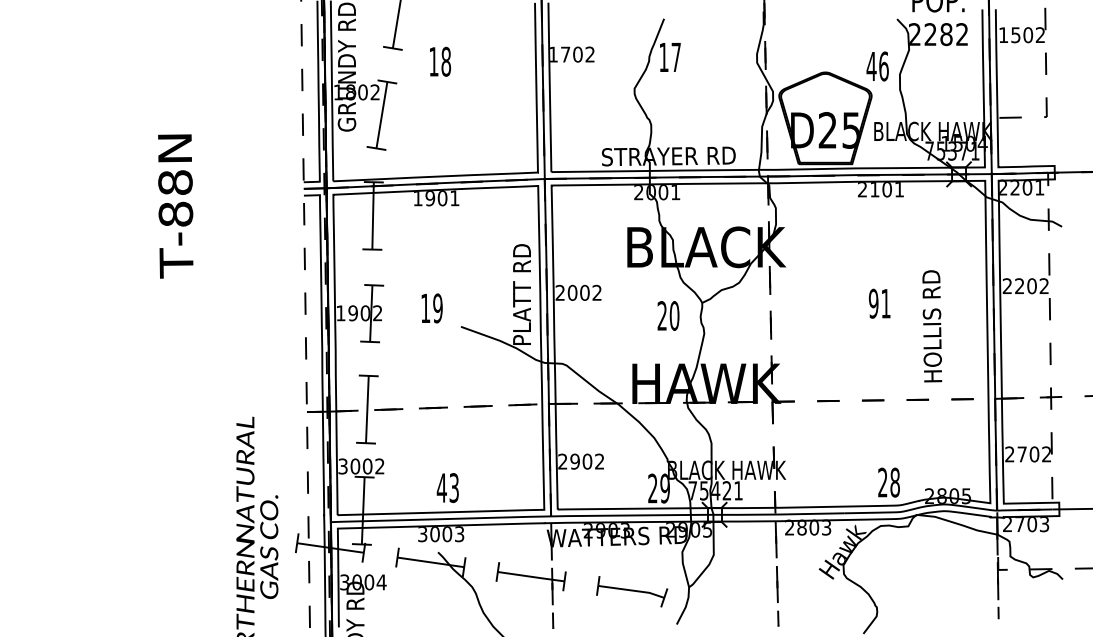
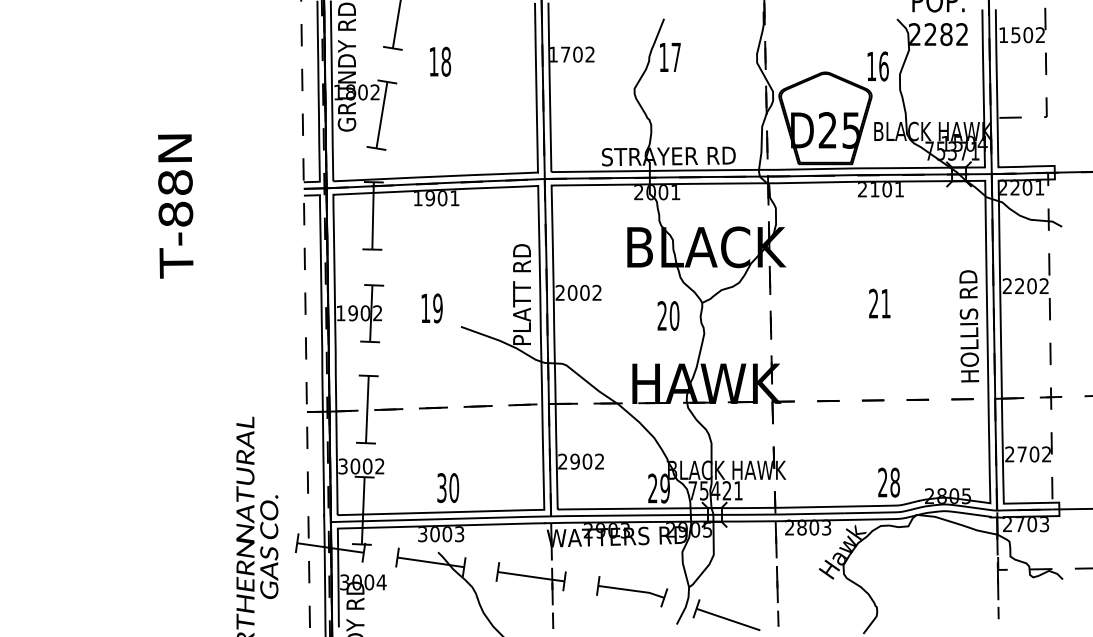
text: 46 -> 16 (871, 66)
text: 91 -> 21 (873, 303)
text position: (932, 326) -> (969, 326) (969, 326)
text: 43 -> 30 (447, 488)
part: none -> present (726, 615)
